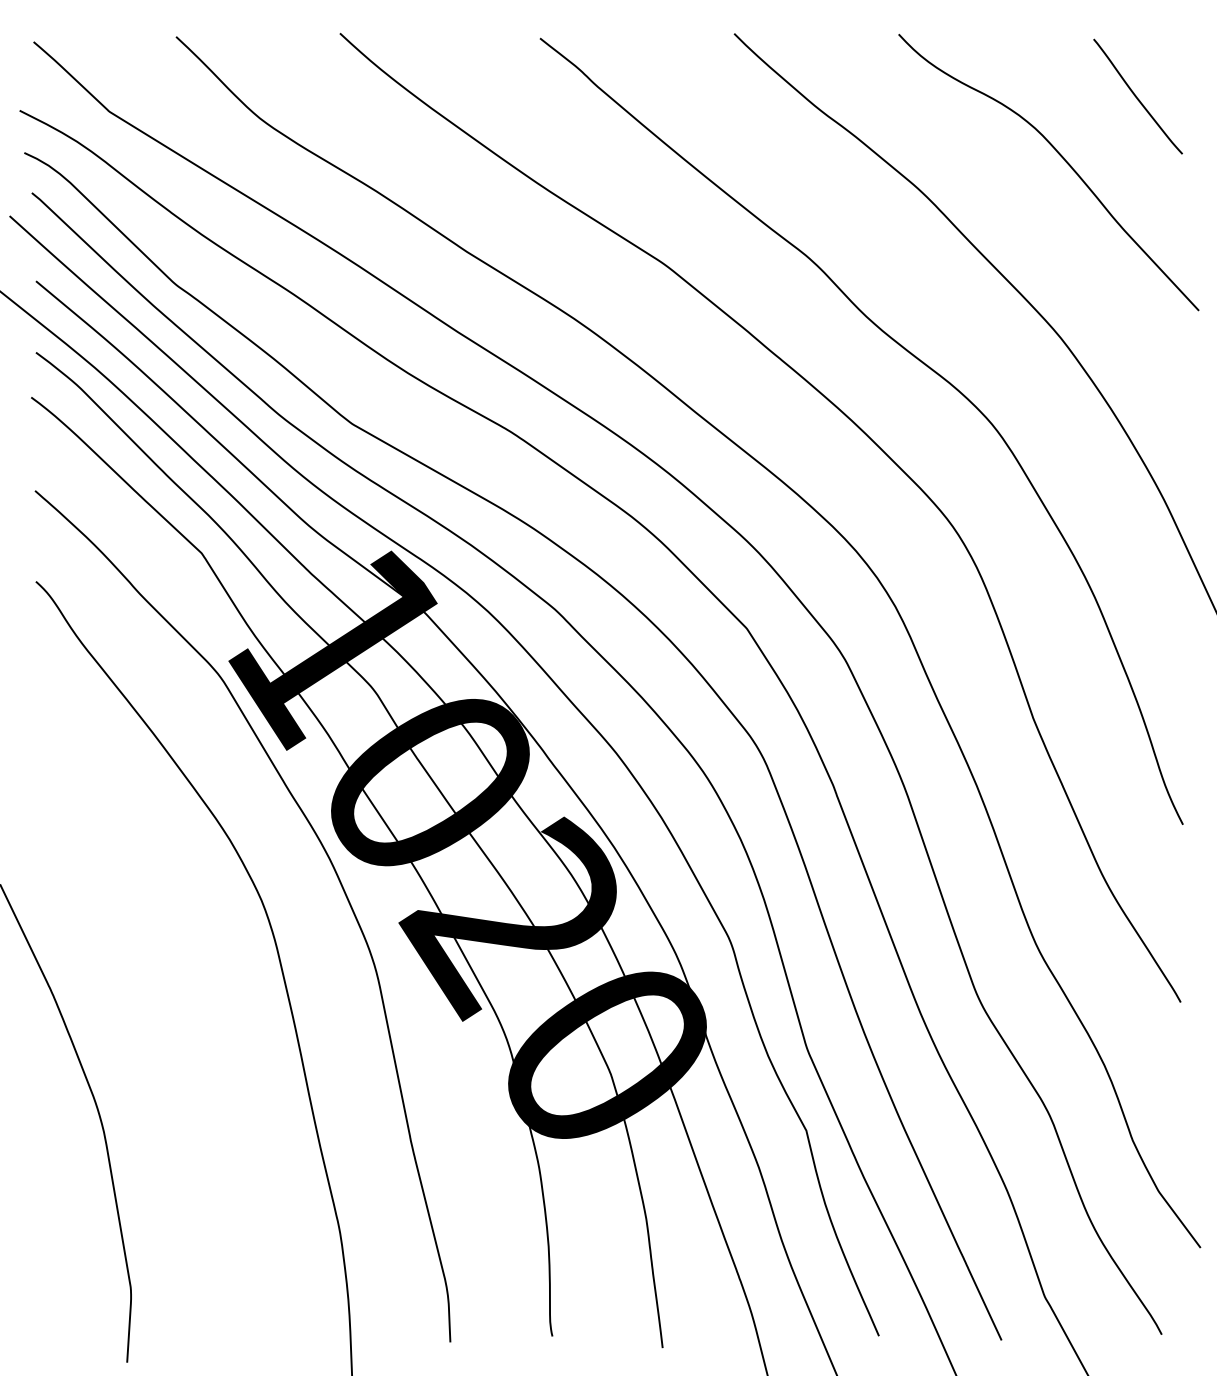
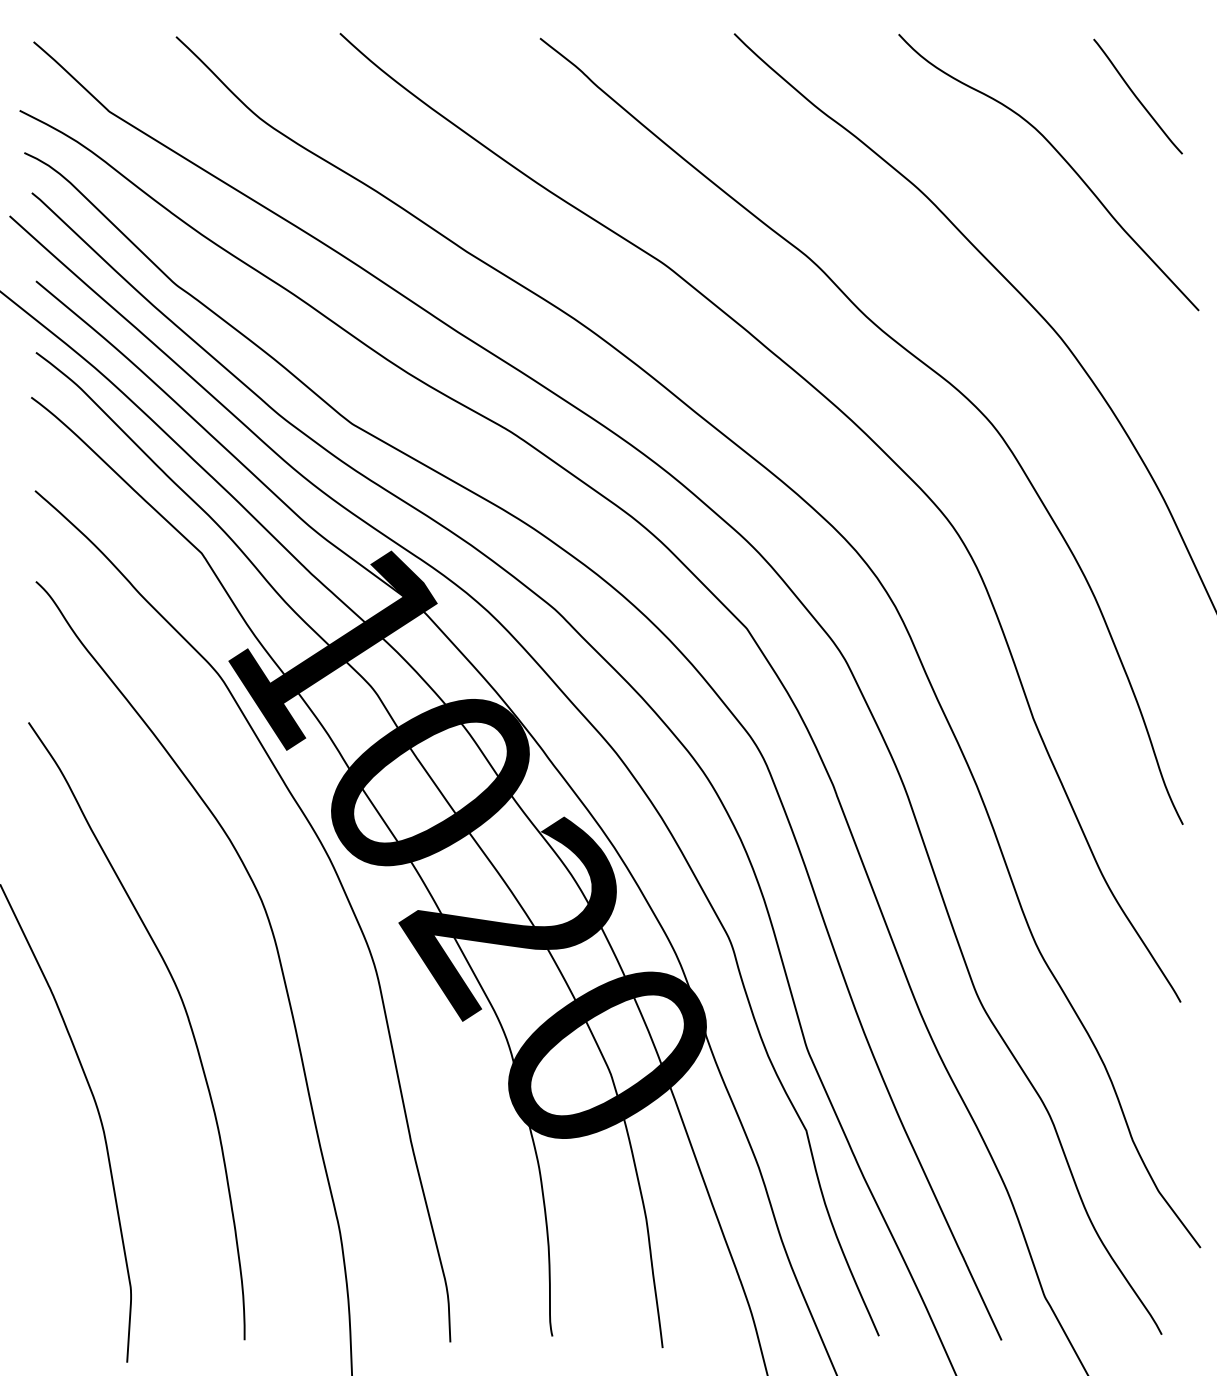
curve: none -> present (185, 1013)
